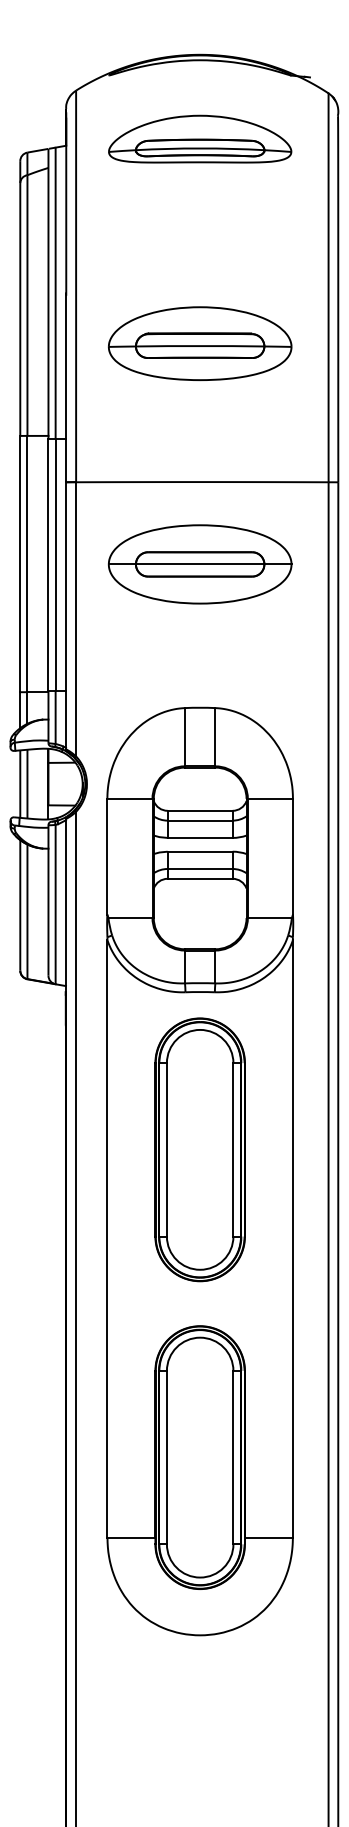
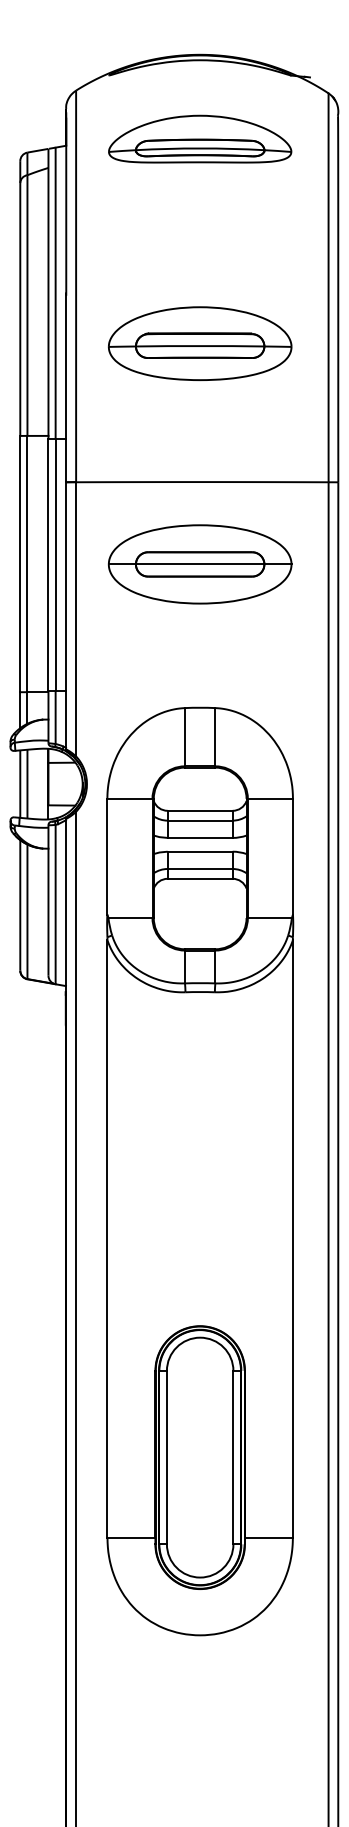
part: present -> none (199, 1149)
